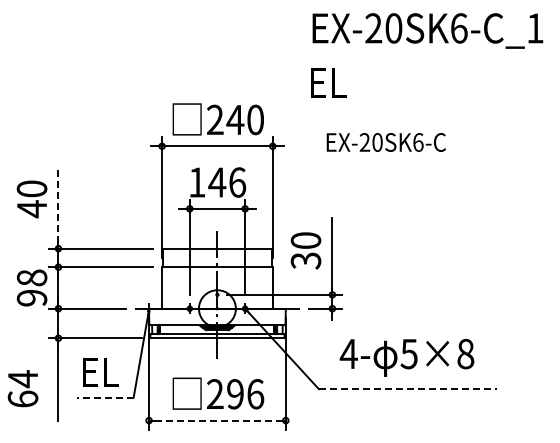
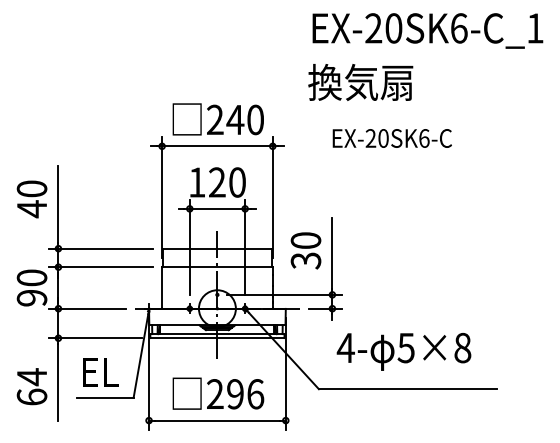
text: EL -> 換気扇 (360, 82)
text position: (385, 142) -> (391, 138) (391, 138)
text: 146 -> 120 (227, 182)
line: dashed -> solid (58, 204)
text: 98 -> 90 (31, 277)
text position: (406, 357) -> (403, 351) (403, 351)
text position: (22, 388) -> (31, 386) (31, 386)
line: dashed -> solid (408, 389)
line: dashed -> solid (104, 397)
line: dashed -> solid (217, 420)
